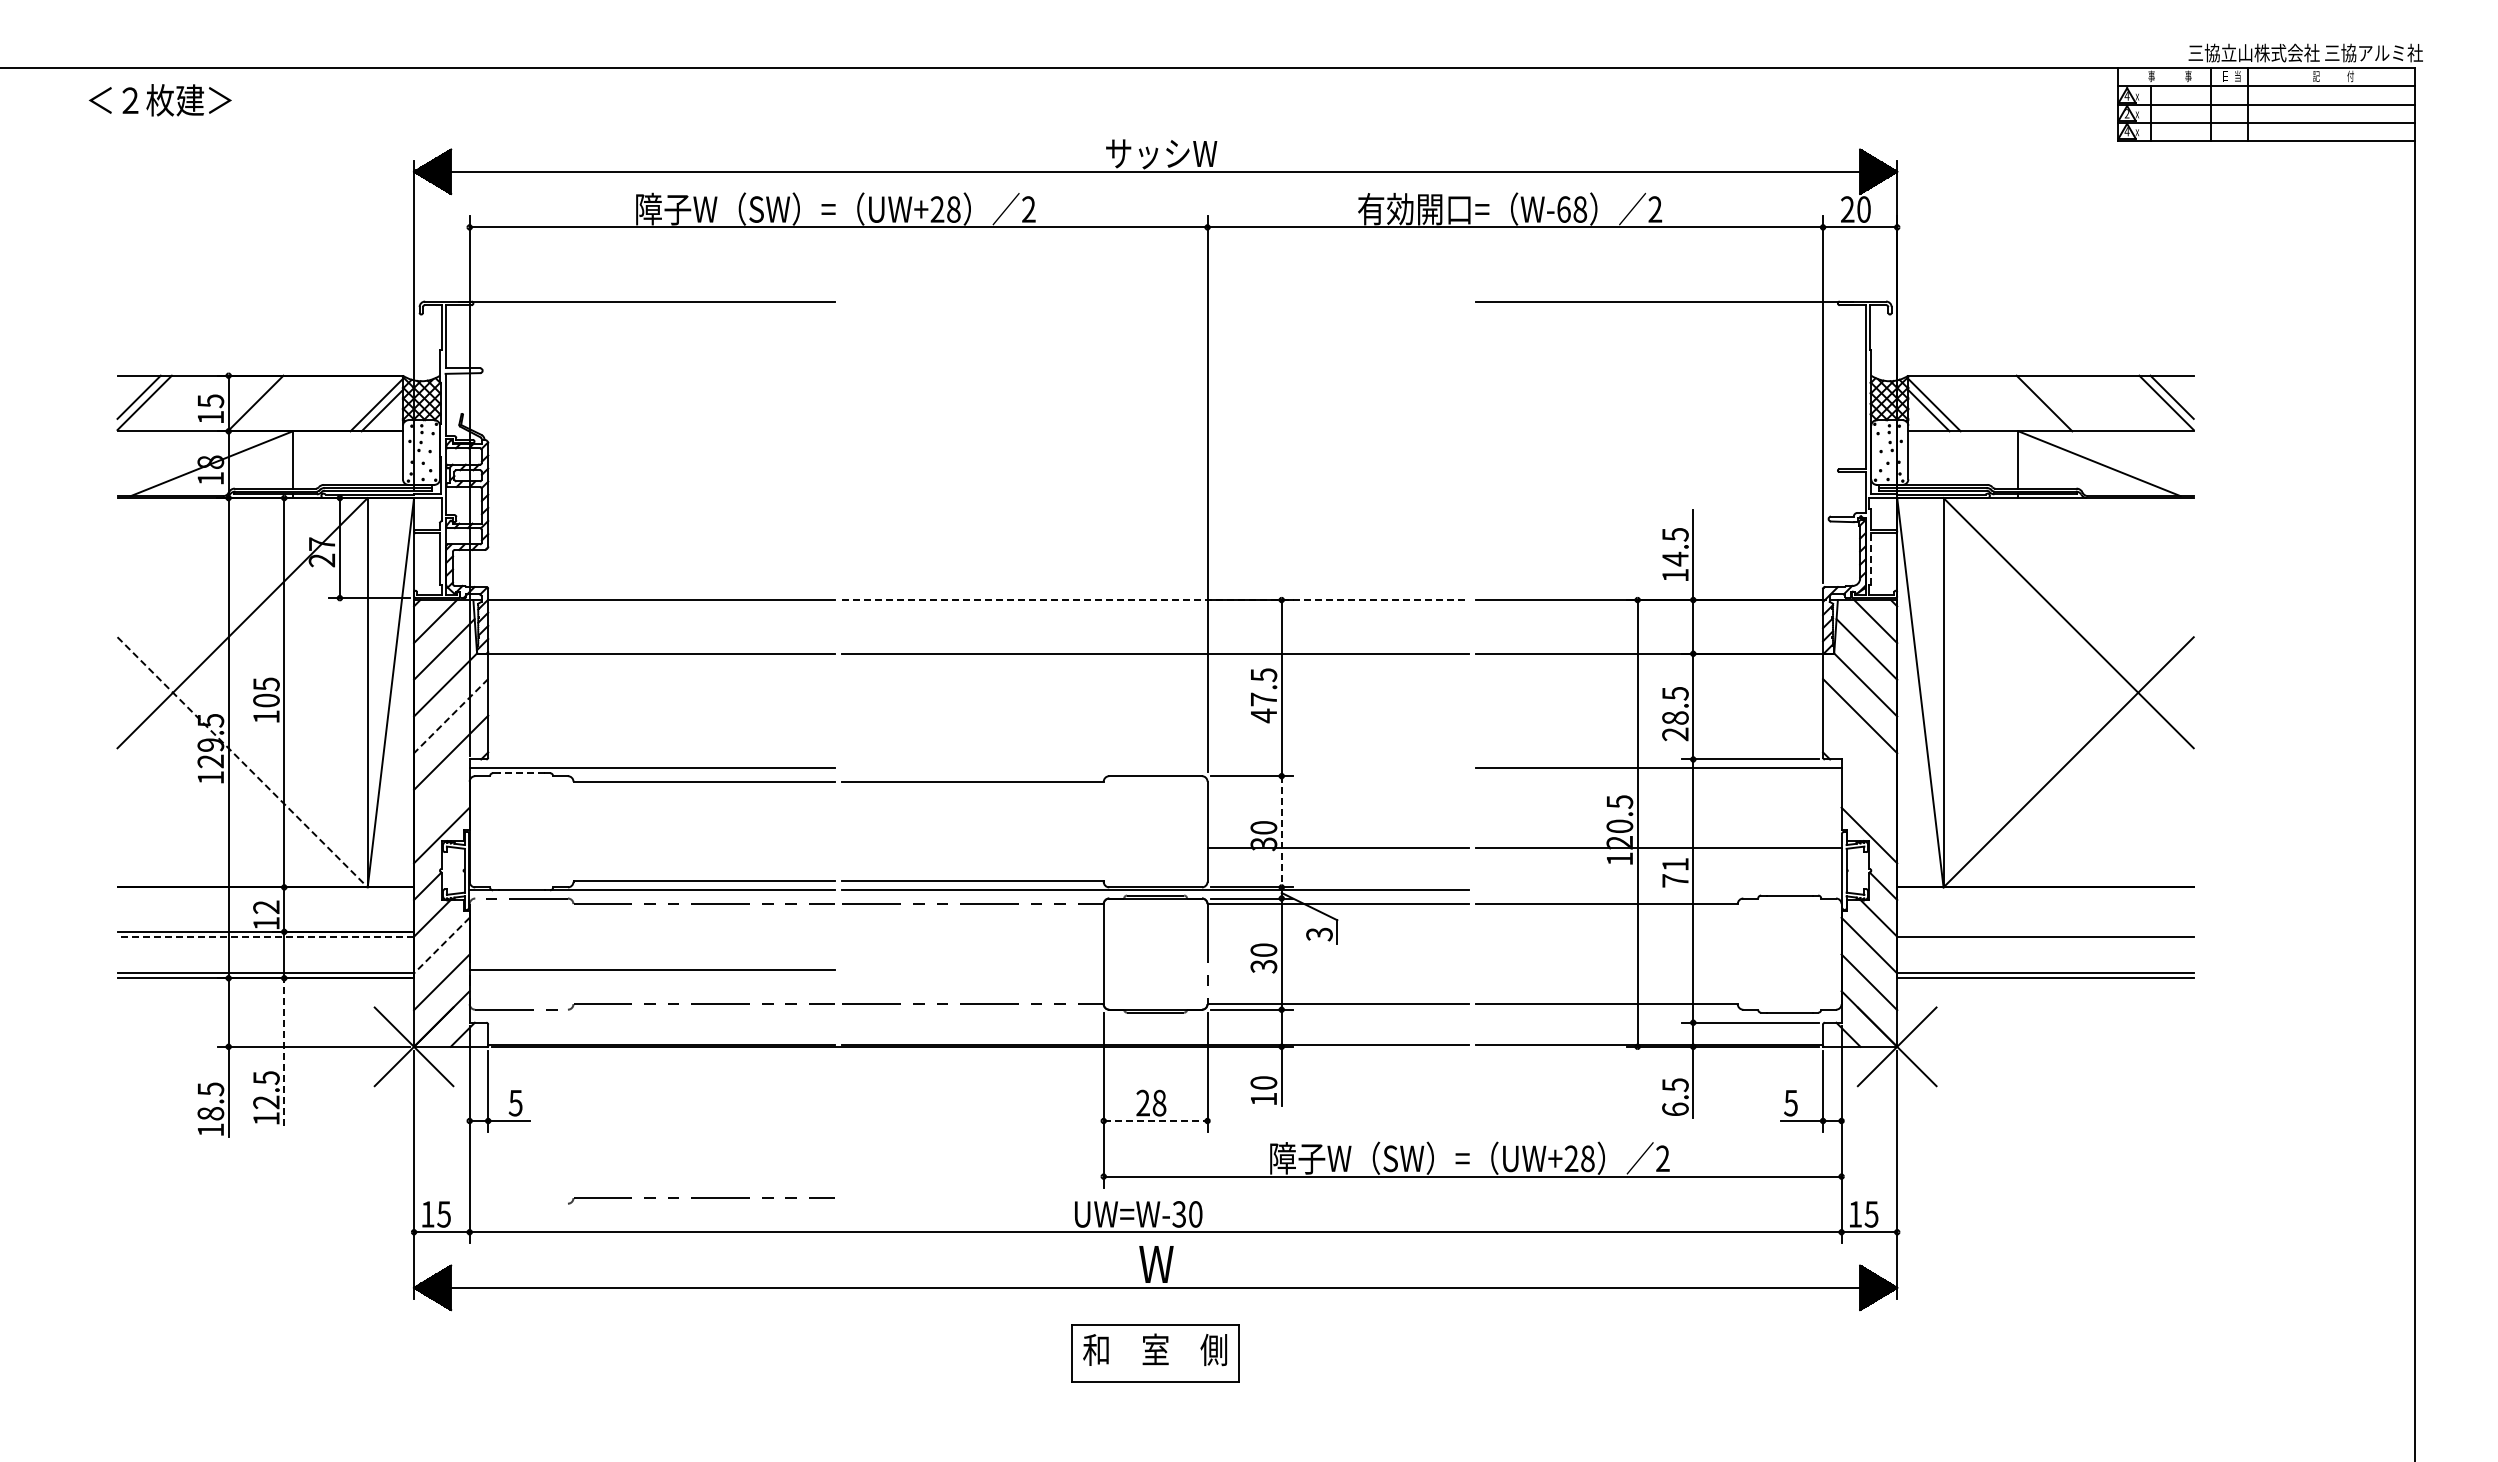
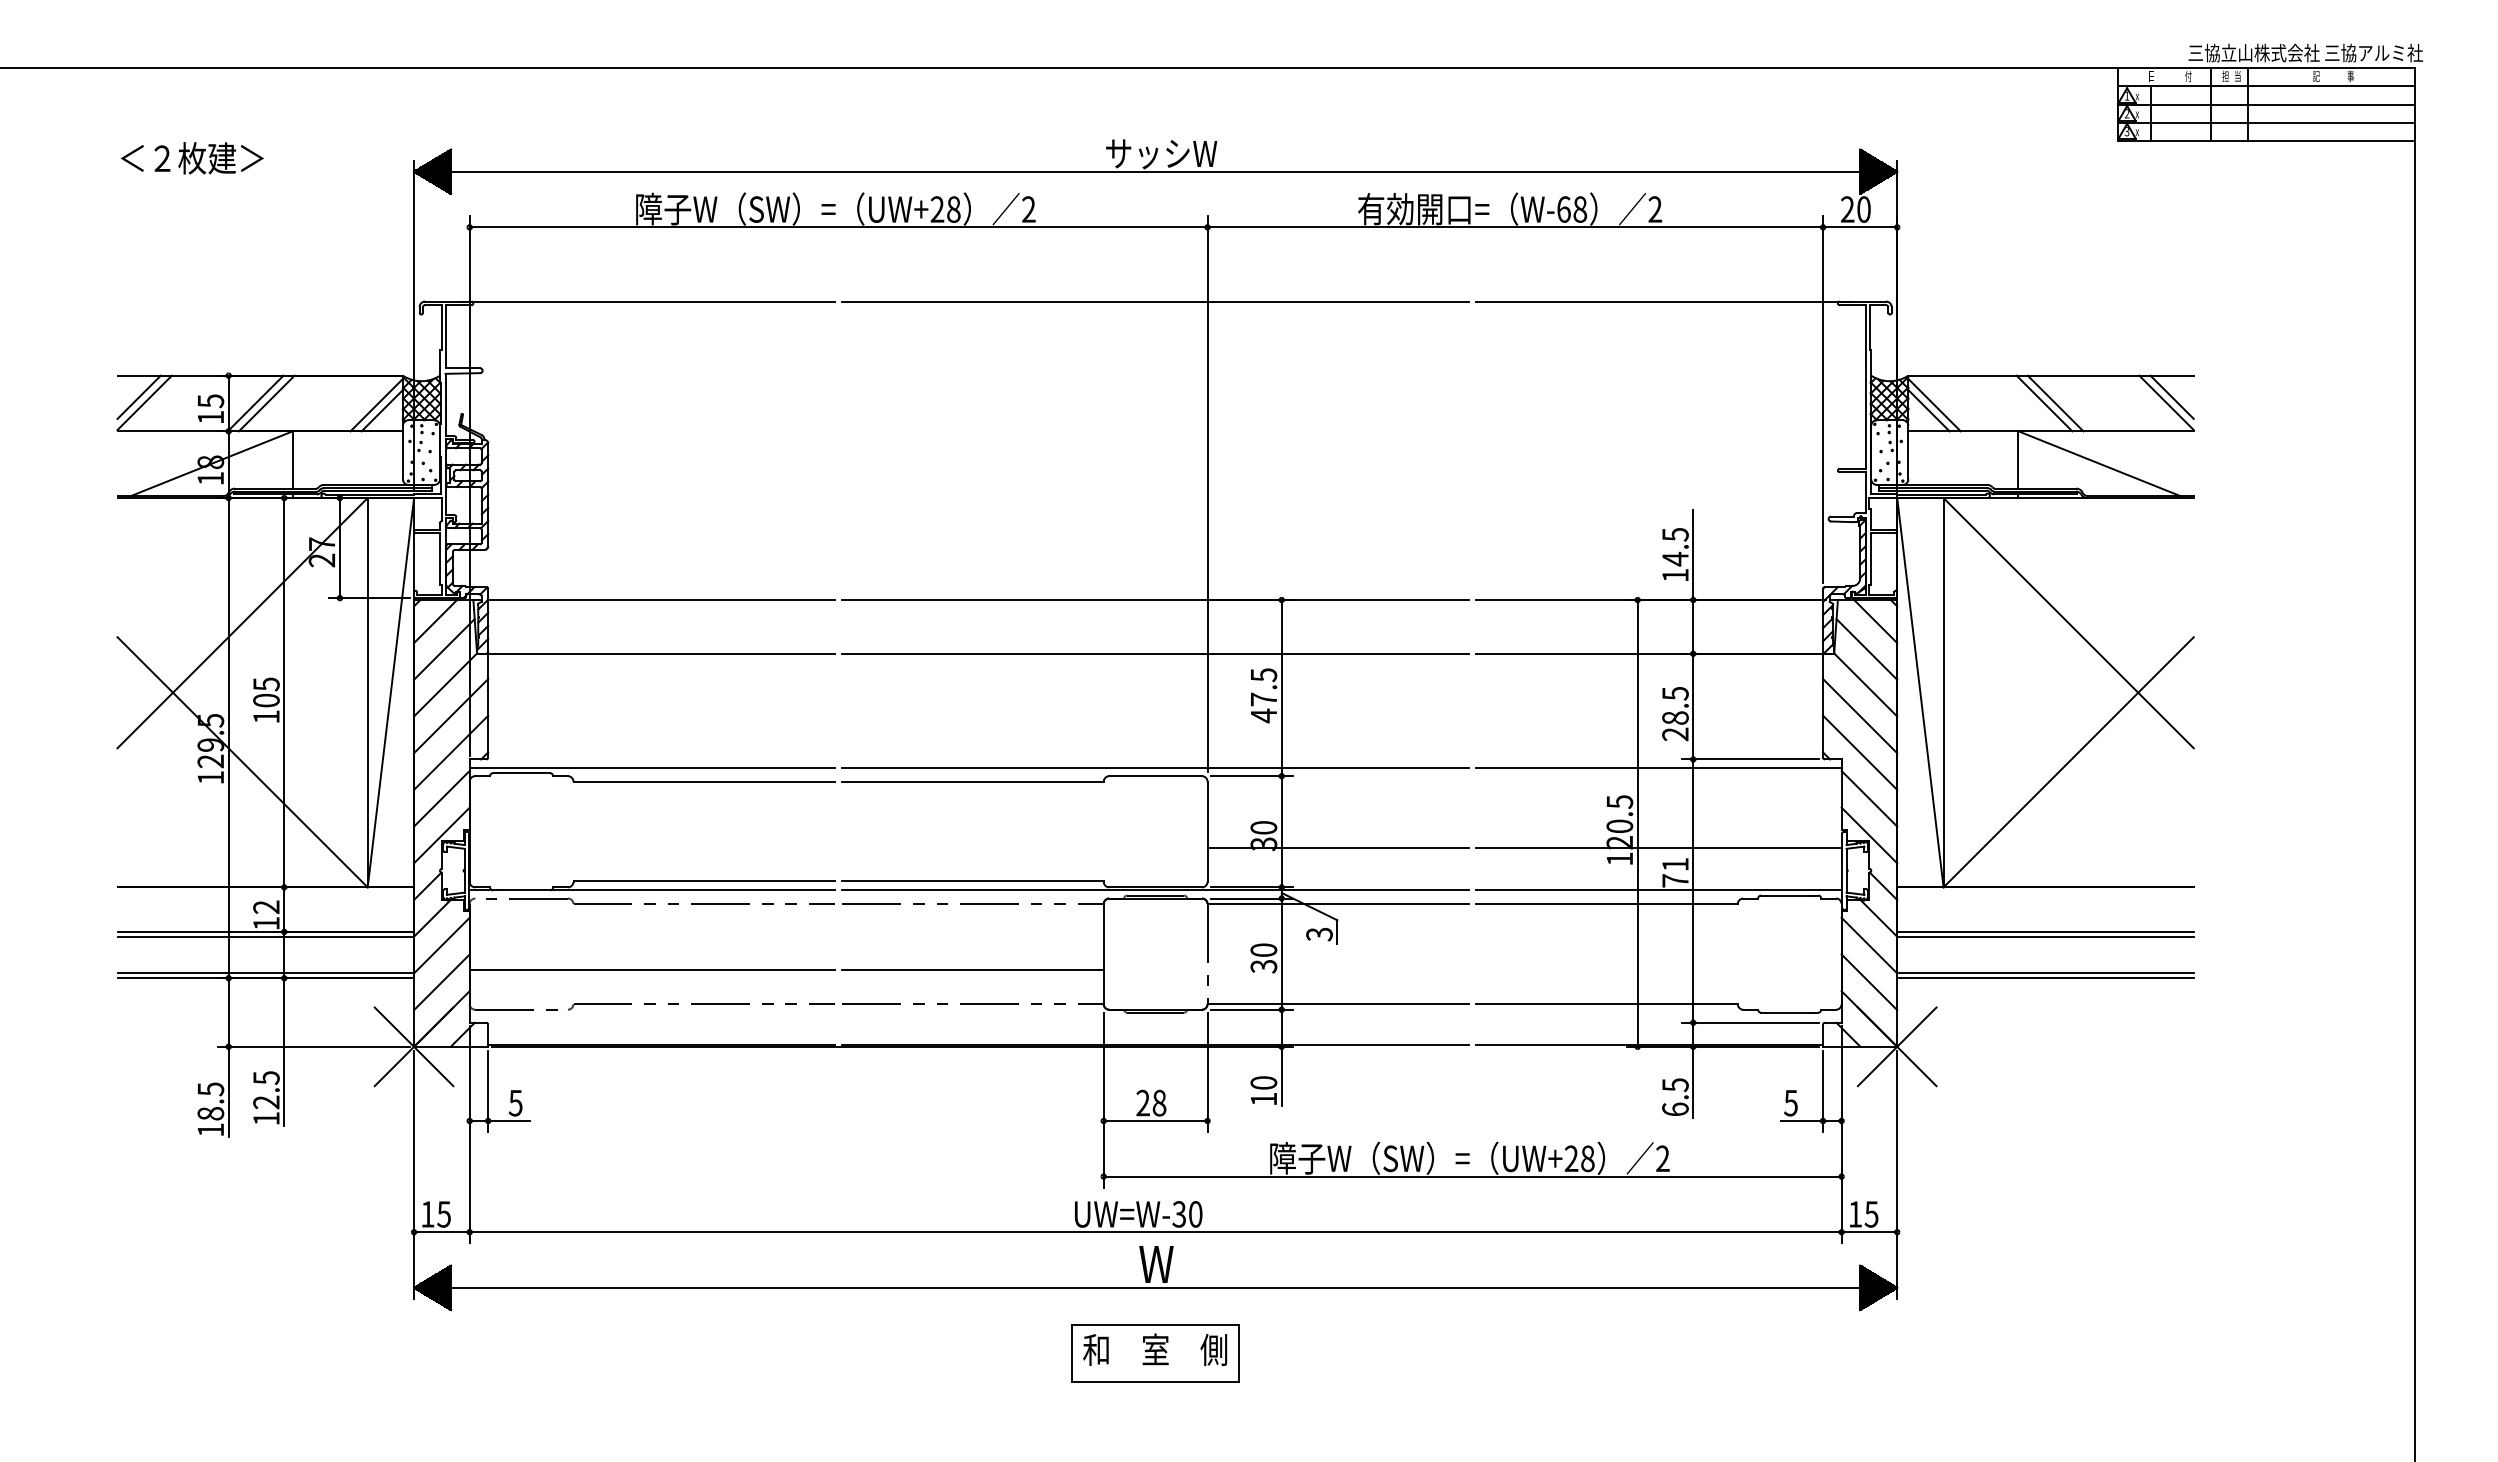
text: 日 -> 担 (2225, 75)
text: 事 -> 日 (2151, 76)
text: 事 -> 付 (2188, 76)
text: 付 -> 事 (2350, 76)
text: 4 -> 1 (2126, 95)
text position: (160, 100) -> (192, 158) (192, 158)
text: 4 -> 3 (2126, 131)
line: none -> present (1155, 301)
line: none -> present (266, 403)
line: none -> present (2055, 403)
line: dashed -> solid (1871, 559)
line: dashed -> solid (1156, 600)
line: dashed -> solid (450, 716)
line: none -> present (1860, 752)
line: dashed -> solid (242, 762)
line: none -> present (1155, 767)
line: dashed -> solid (521, 773)
line: none -> present (441, 798)
line: none -> present (1869, 798)
line: dashed -> solid (1281, 831)
line: none -> present (1658, 890)
line: none -> present (2045, 931)
line: dashed -> solid (265, 937)
line: dashed -> solid (441, 945)
line: none -> present (972, 969)
line: dashed -> solid (284, 1051)
line: dashed -> solid (1155, 1120)
part: present -> none (701, 1200)
